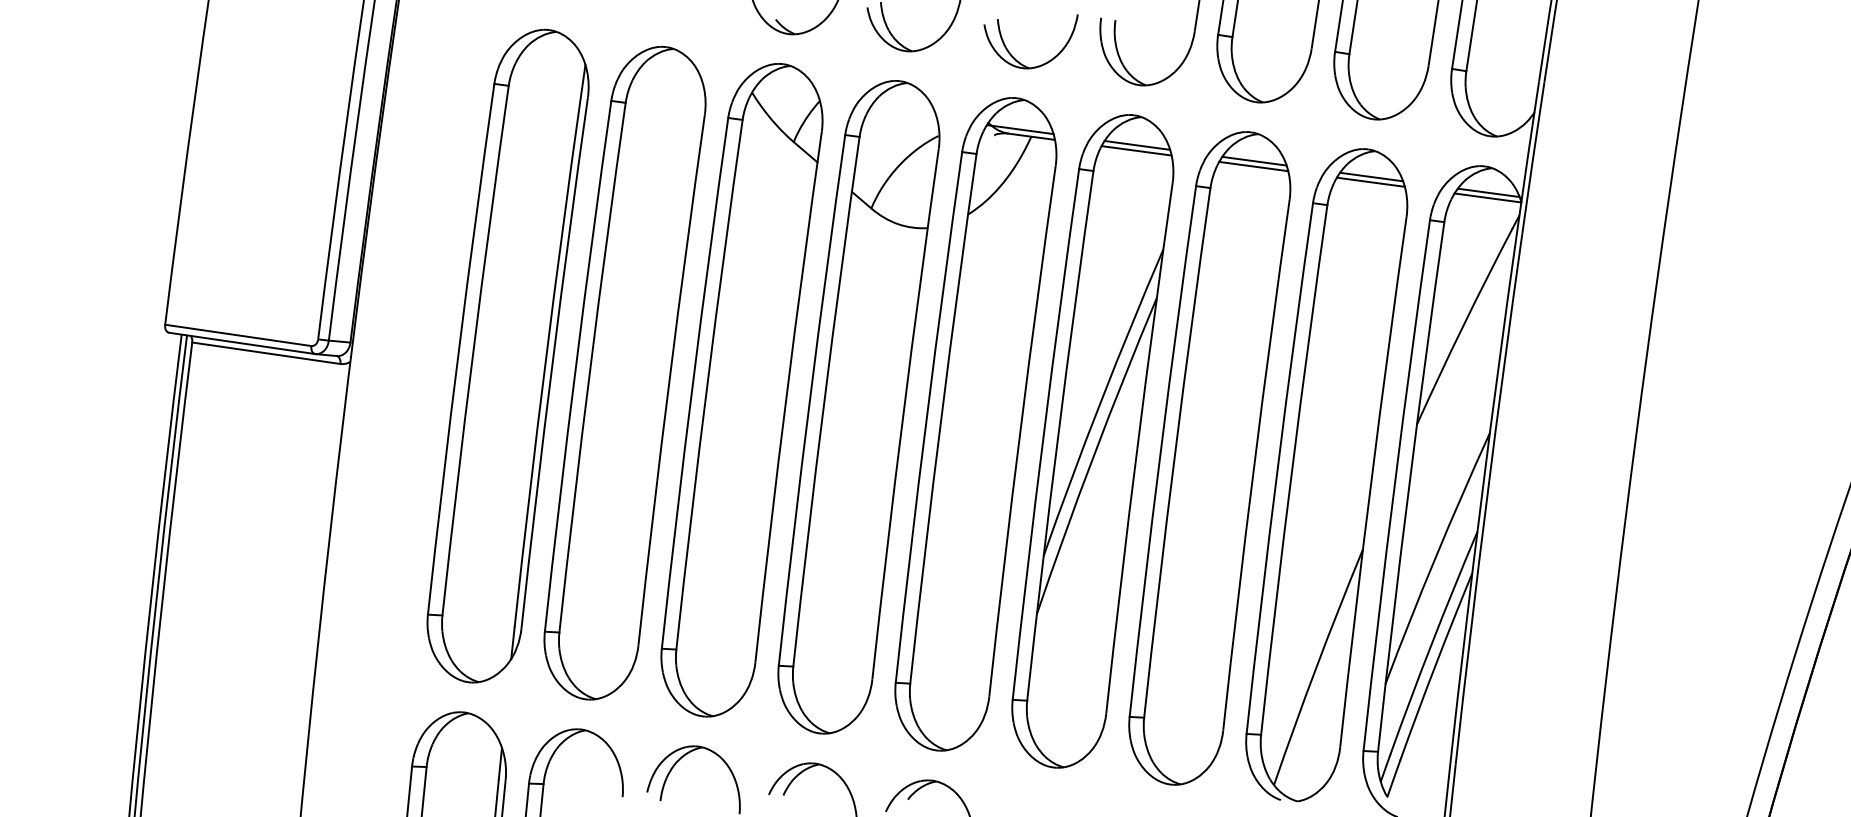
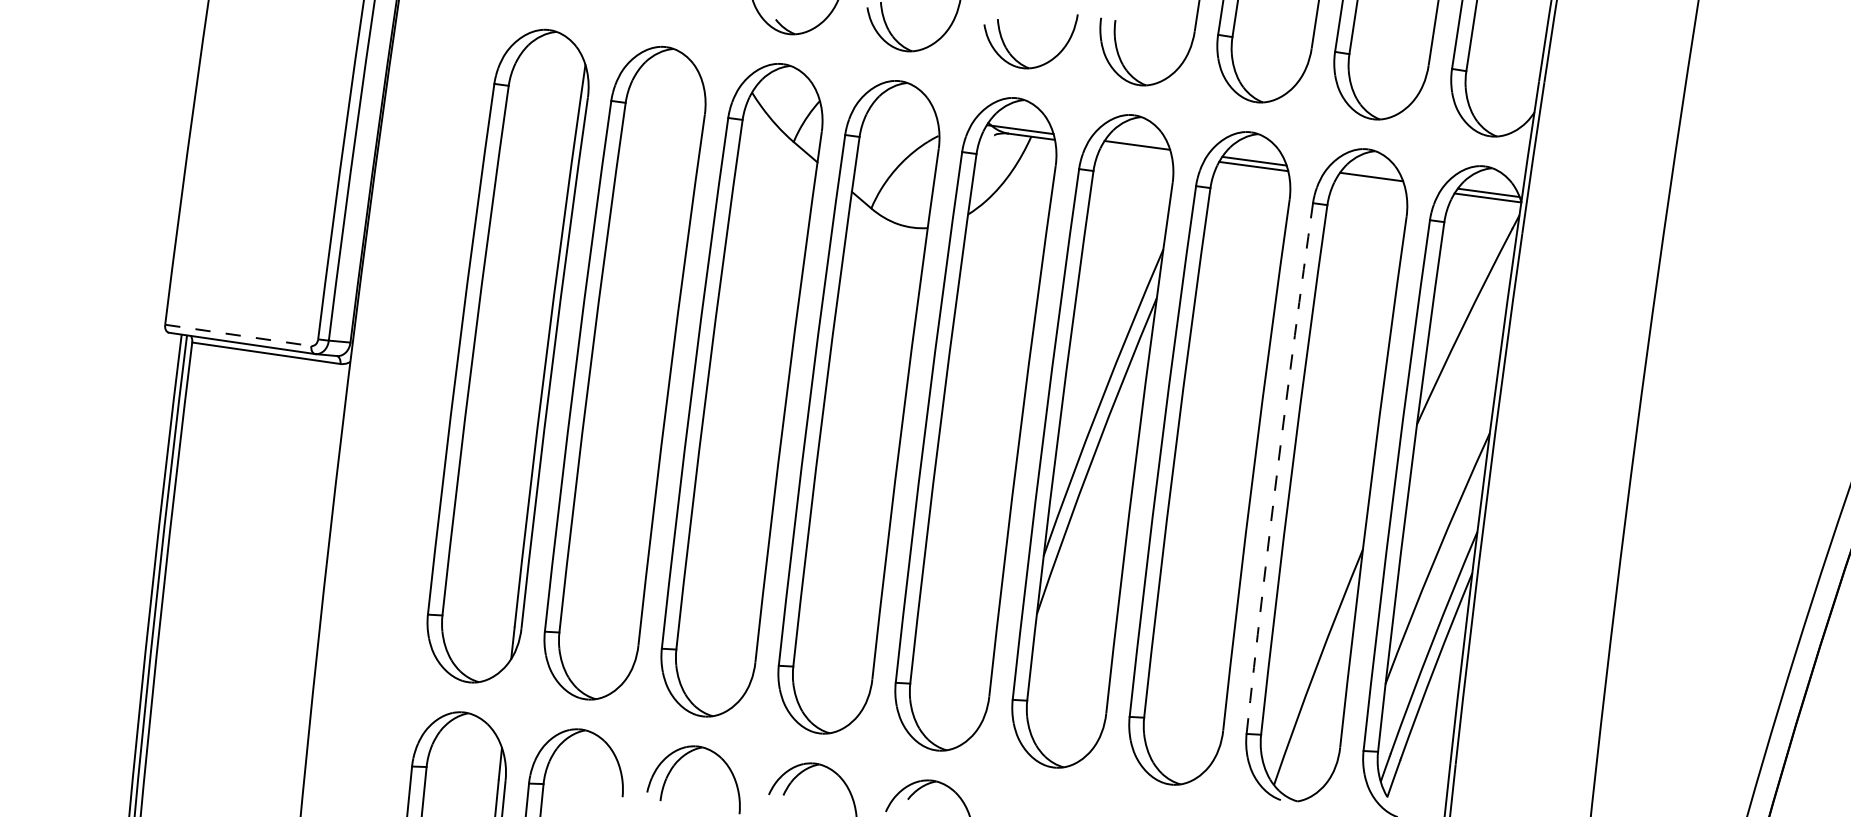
line: present -> none (1136, 150)
line: present -> none (1370, 181)
line: solid -> dashed (238, 335)
arc: solid -> dashed (1277, 468)
